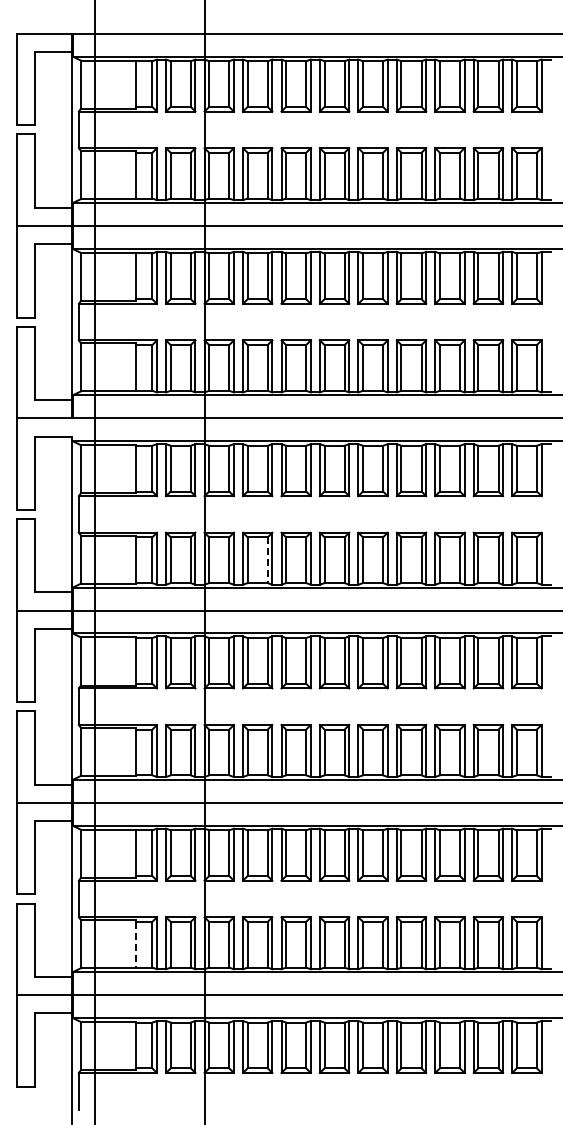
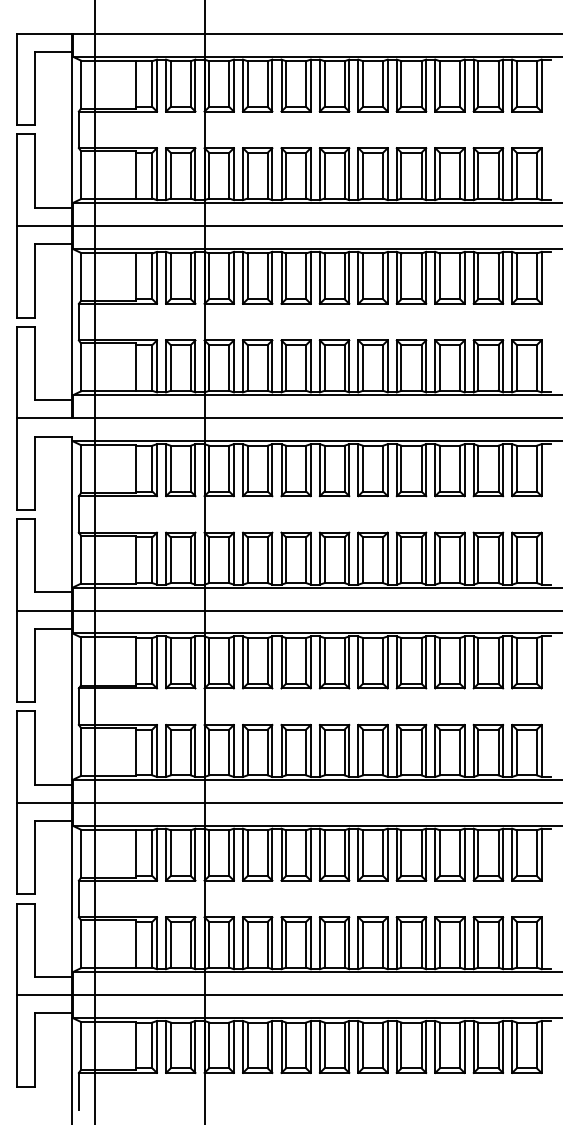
line: dashed -> solid (267, 560)
line: dashed -> solid (135, 944)
